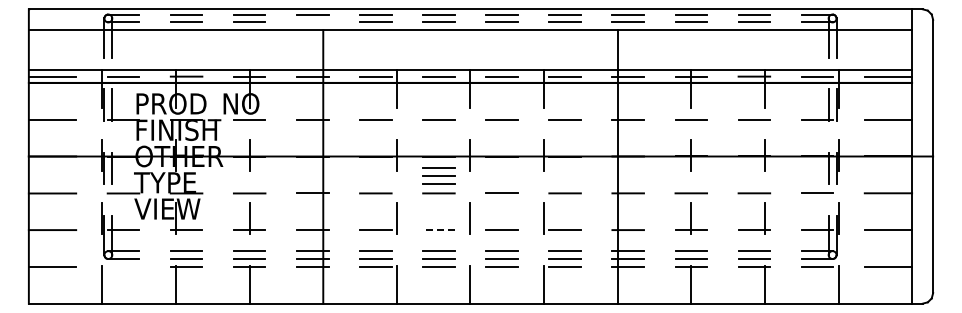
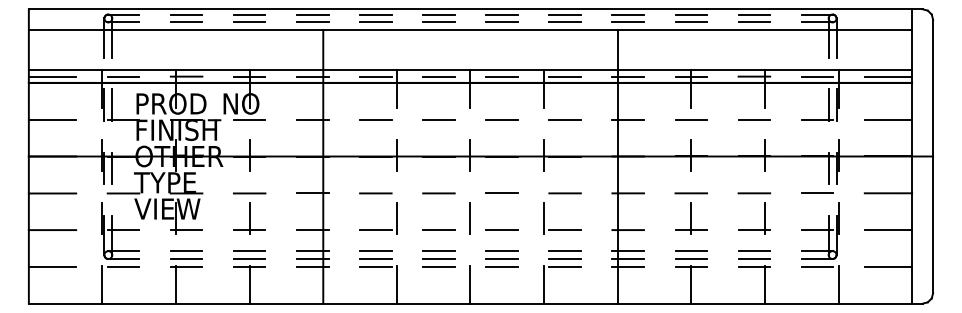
line: none -> present (312, 22)
part: present -> none (438, 175)
line: dashed -> solid (438, 230)
line: none -> present (123, 266)
